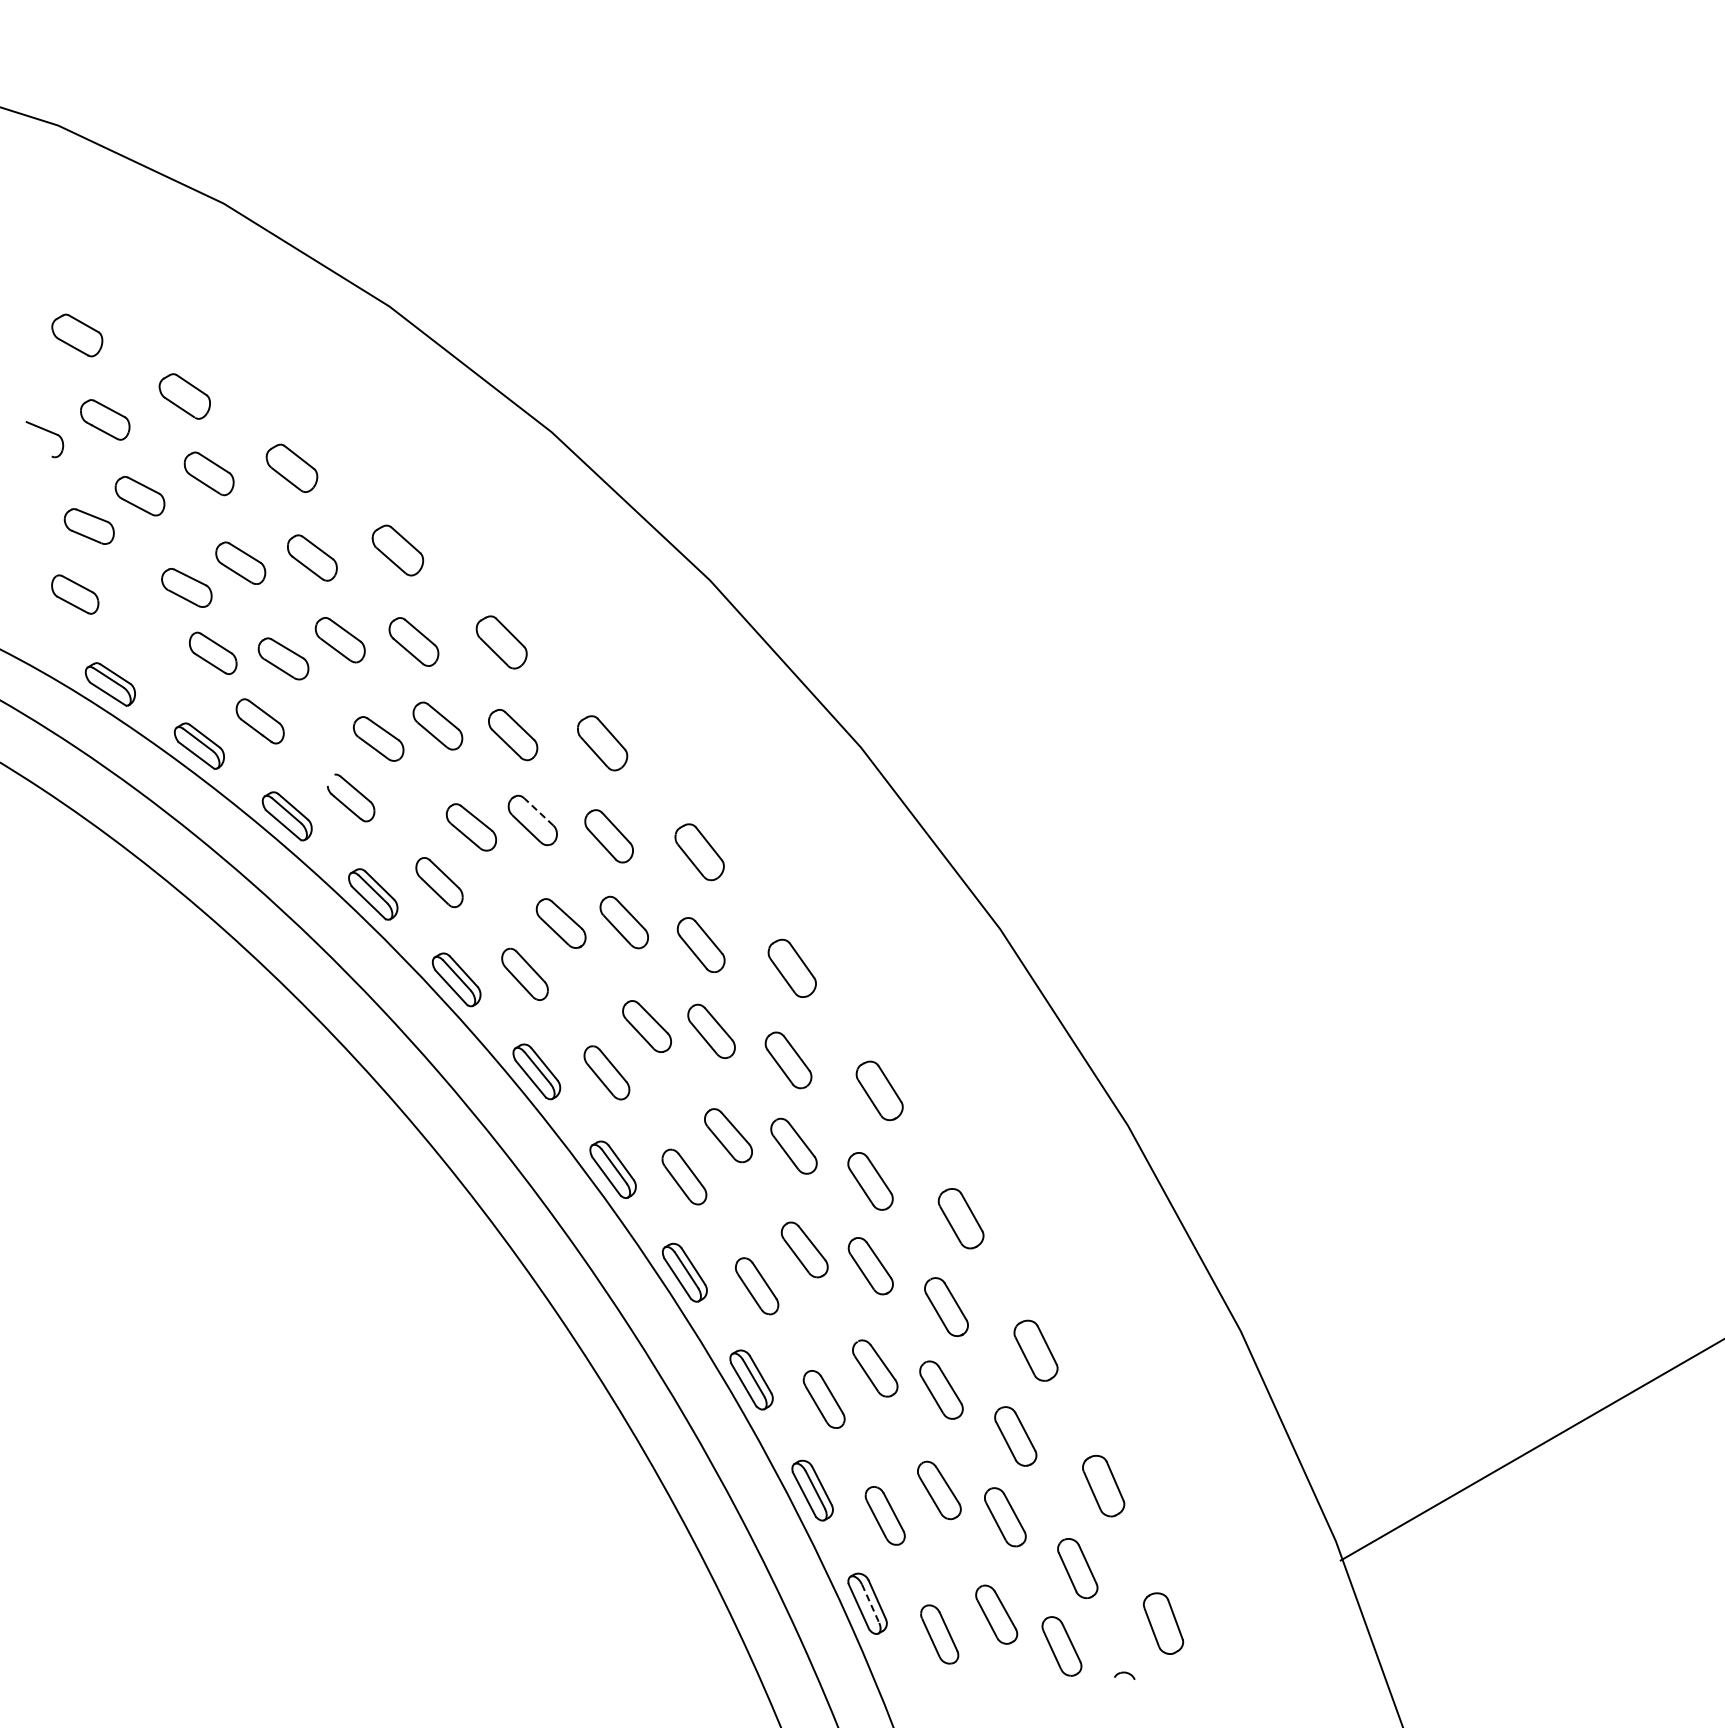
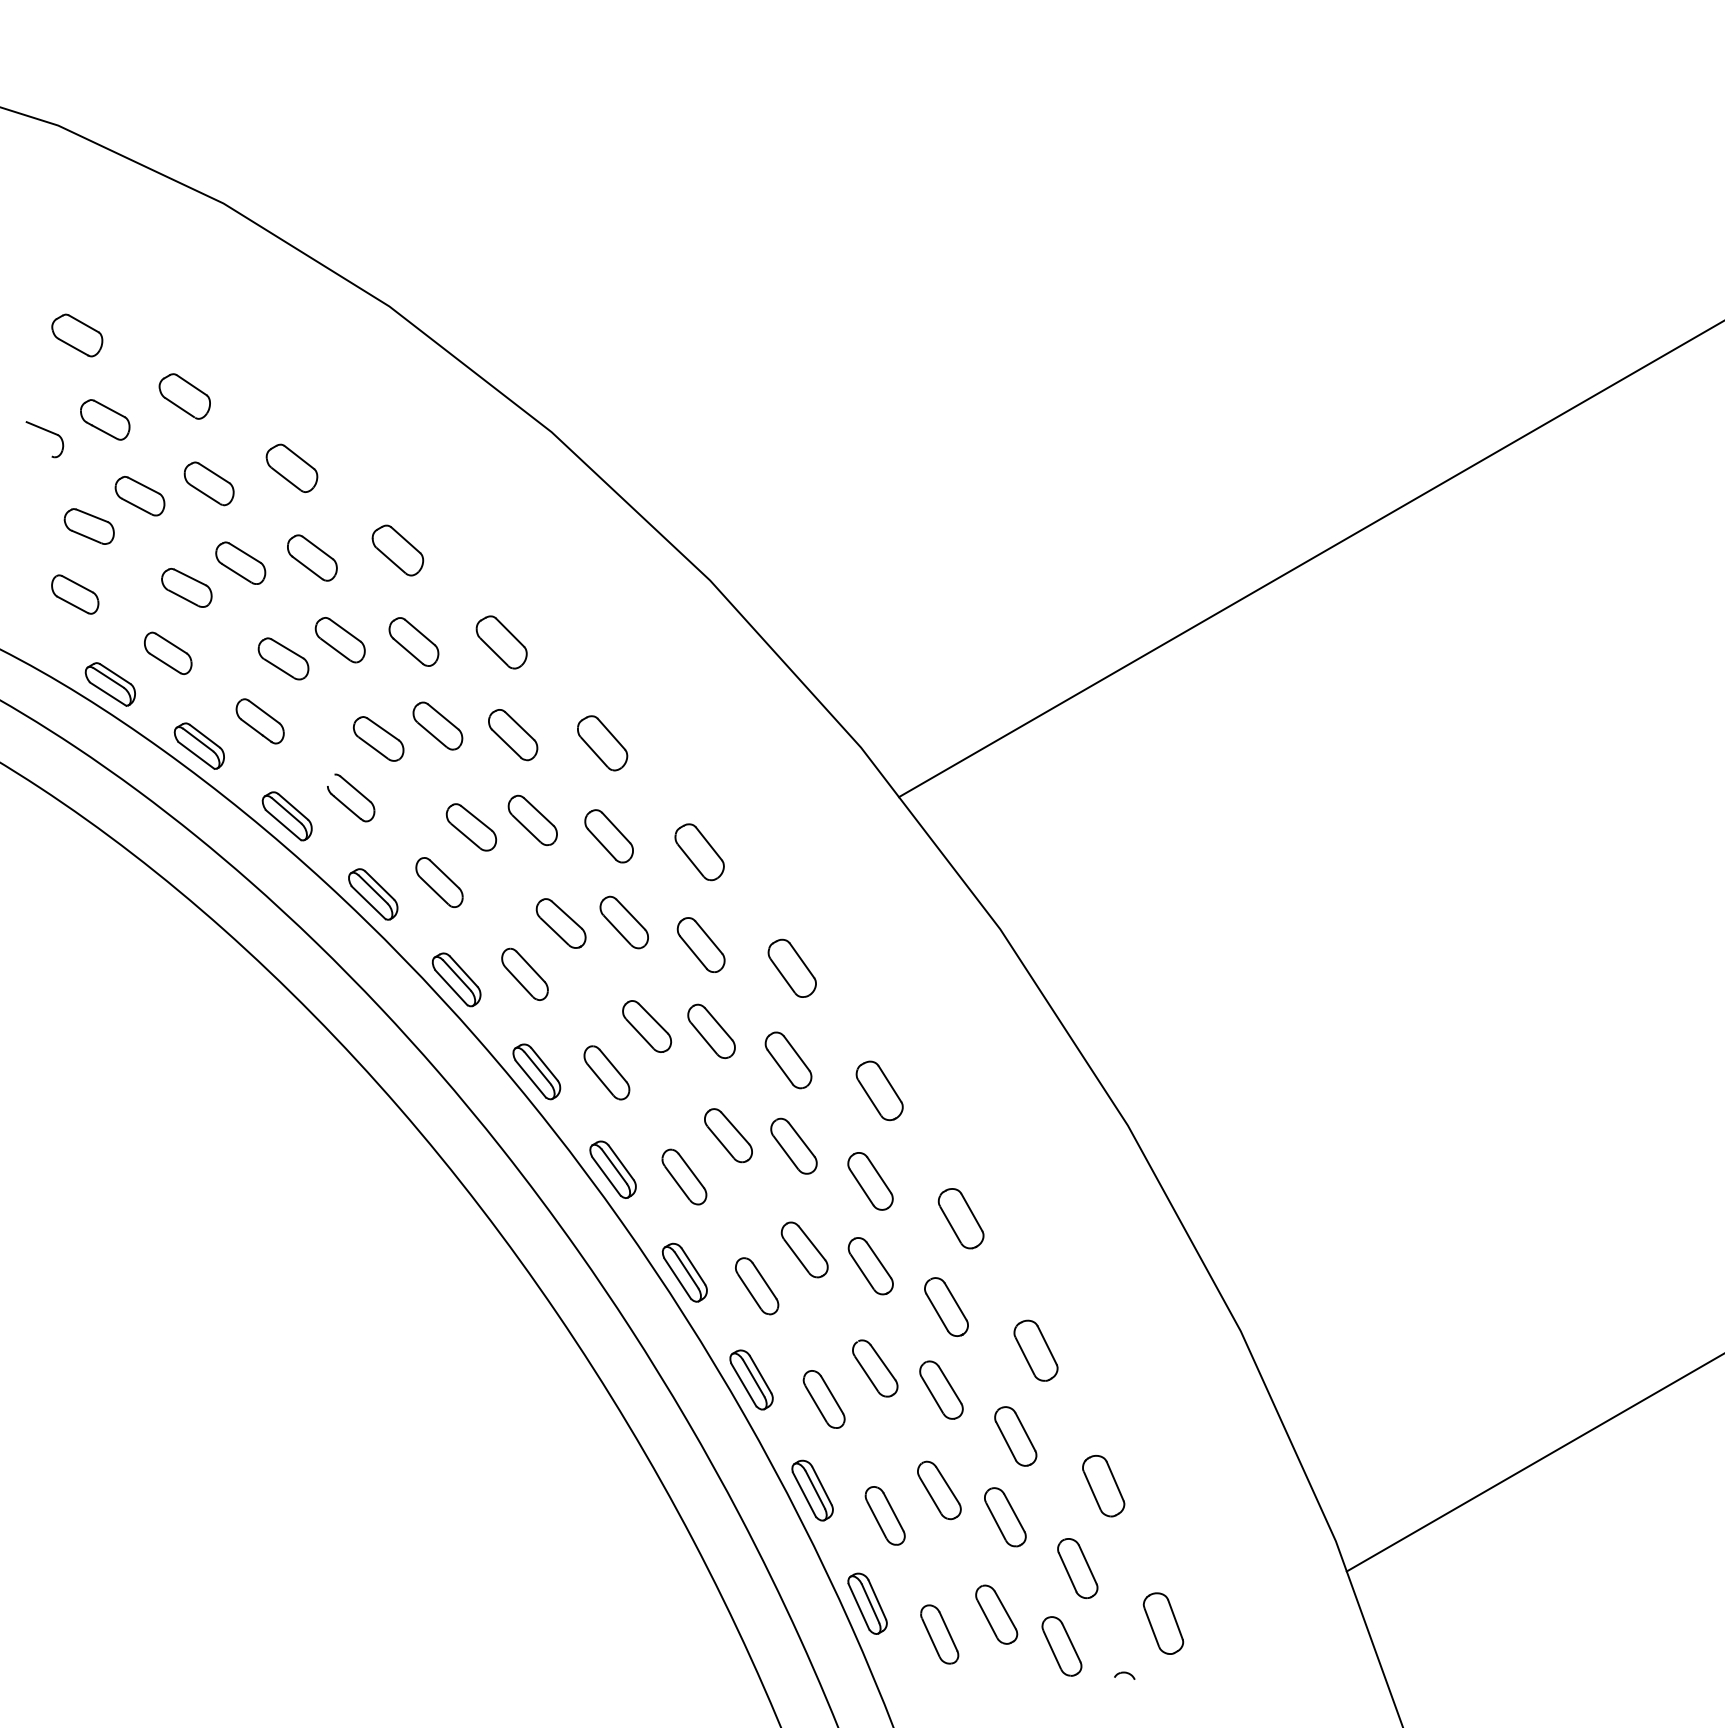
part position: (208, 473) -> (208, 483) (208, 483)
line: none -> present (1309, 559)
part position: (213, 652) -> (168, 652) (168, 652)
line: dashed -> solid (538, 811)
line position: (1530, 1450) -> (1533, 1462) (1533, 1462)
line: dashed -> solid (870, 1604)
